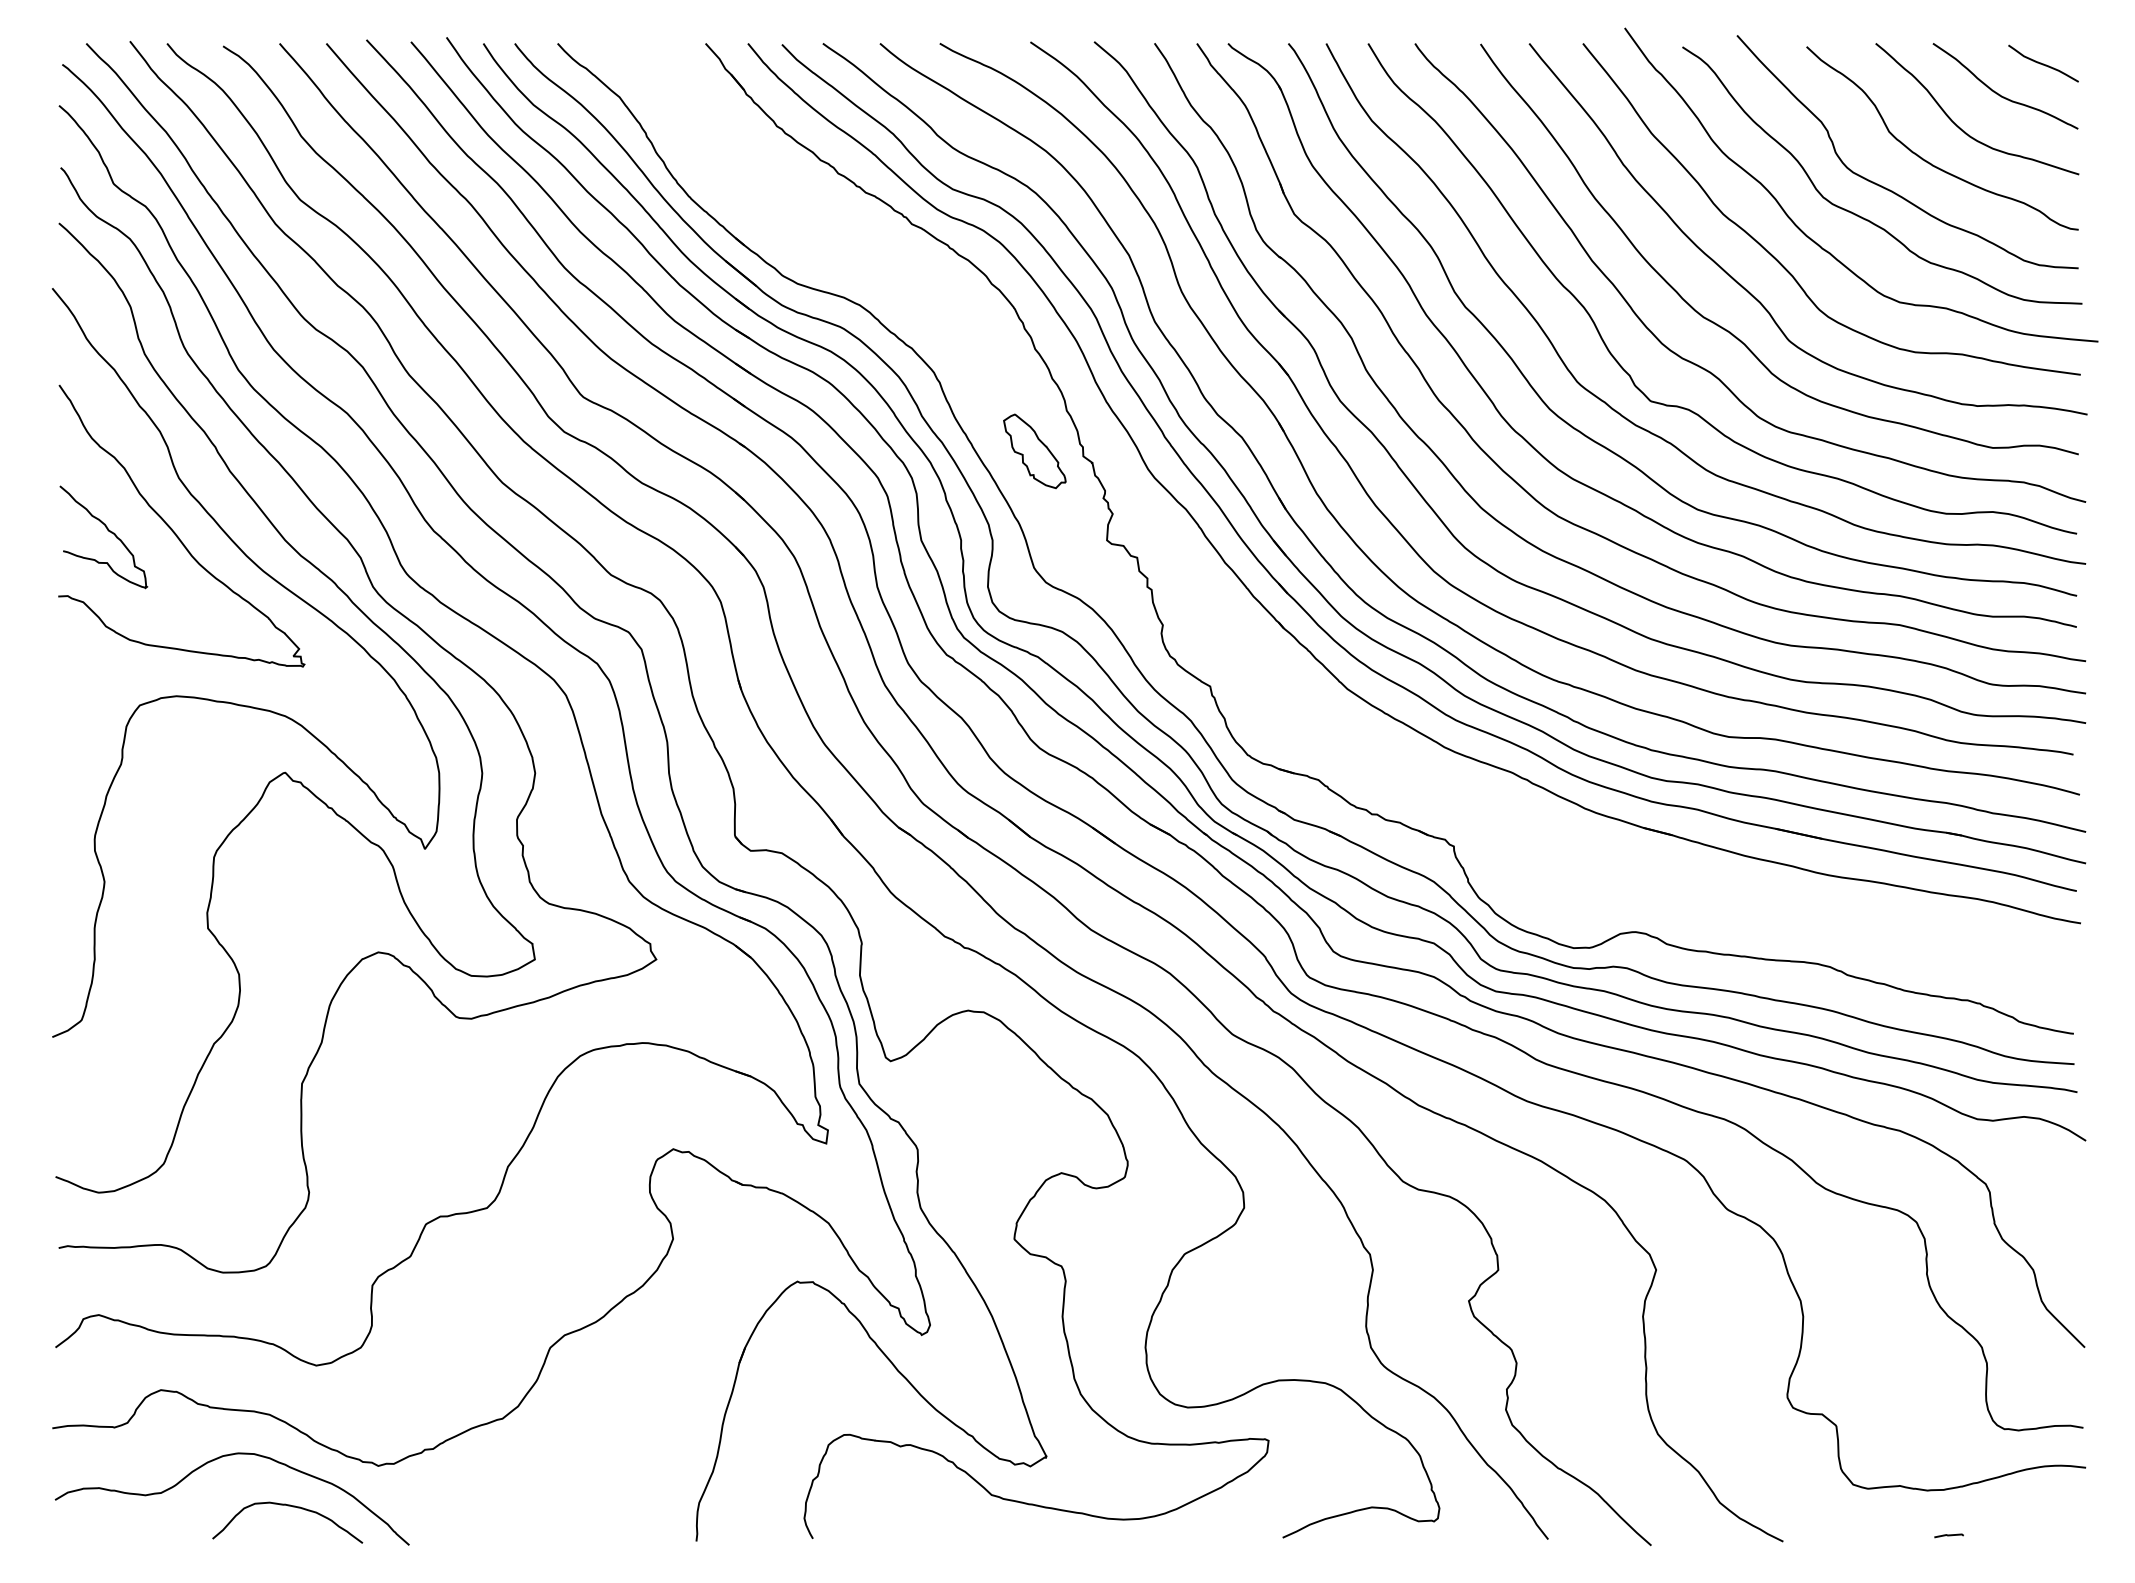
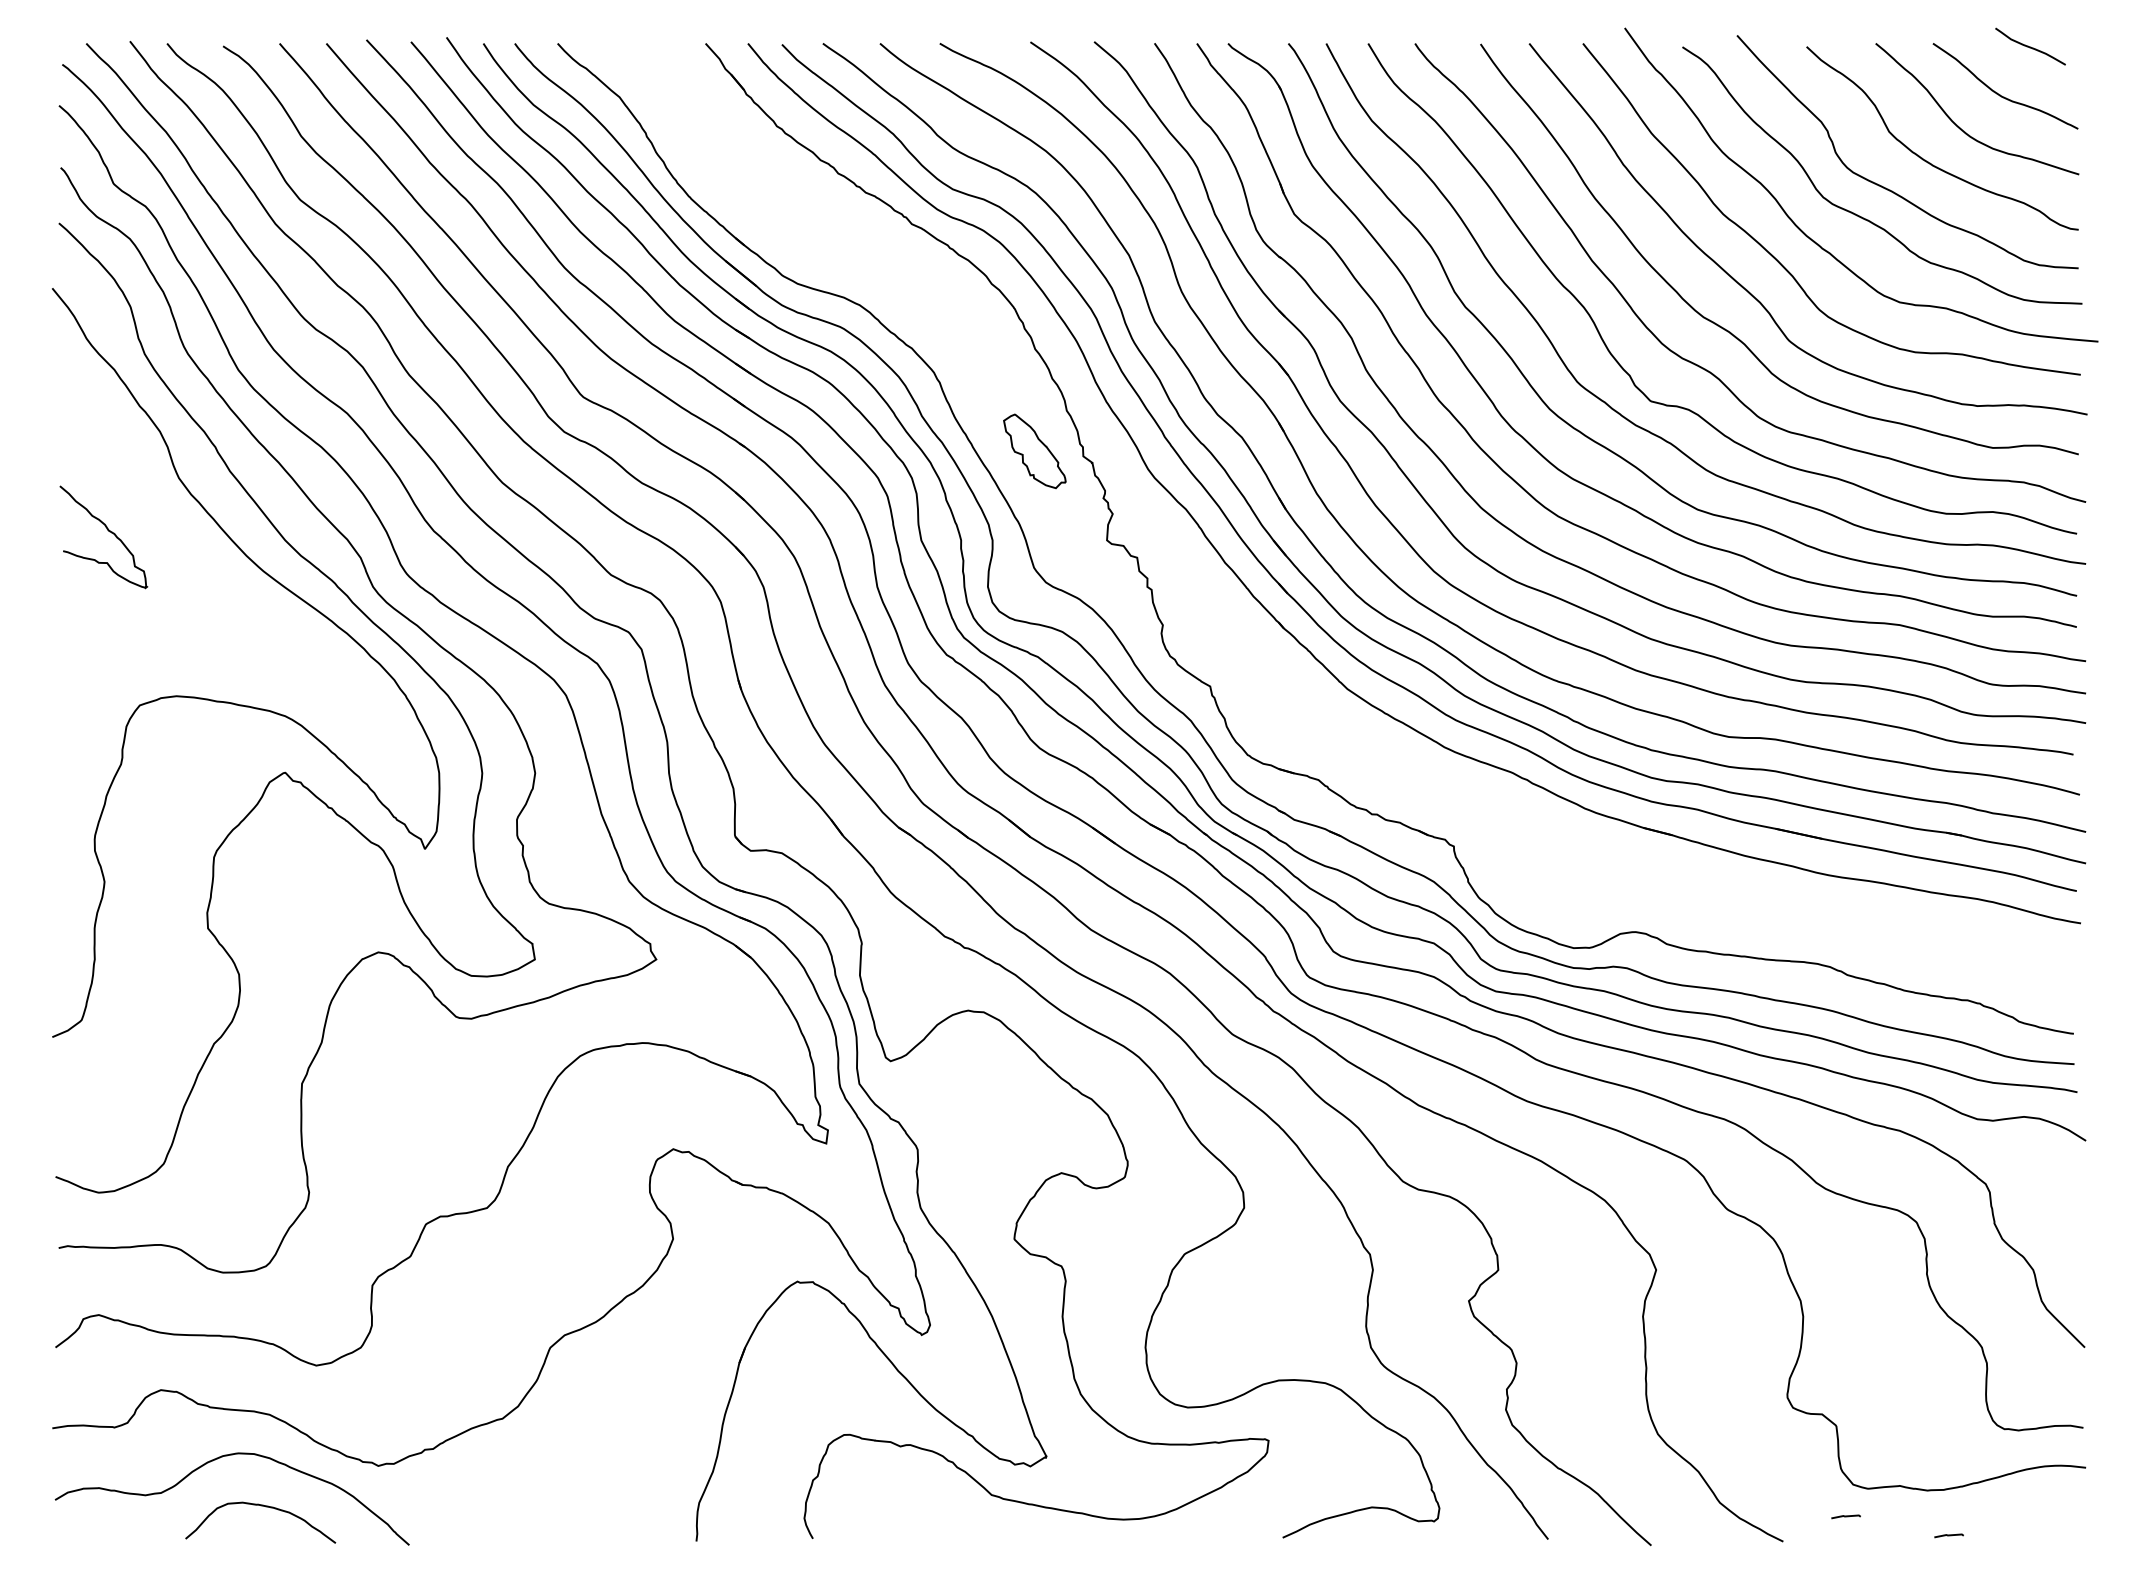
curve position: (2043, 63) -> (2030, 46) (2030, 46)
curve: present -> none (174, 531)
curve position: (292, 1507) -> (265, 1507) (265, 1507)
line: none -> present (1845, 1516)
